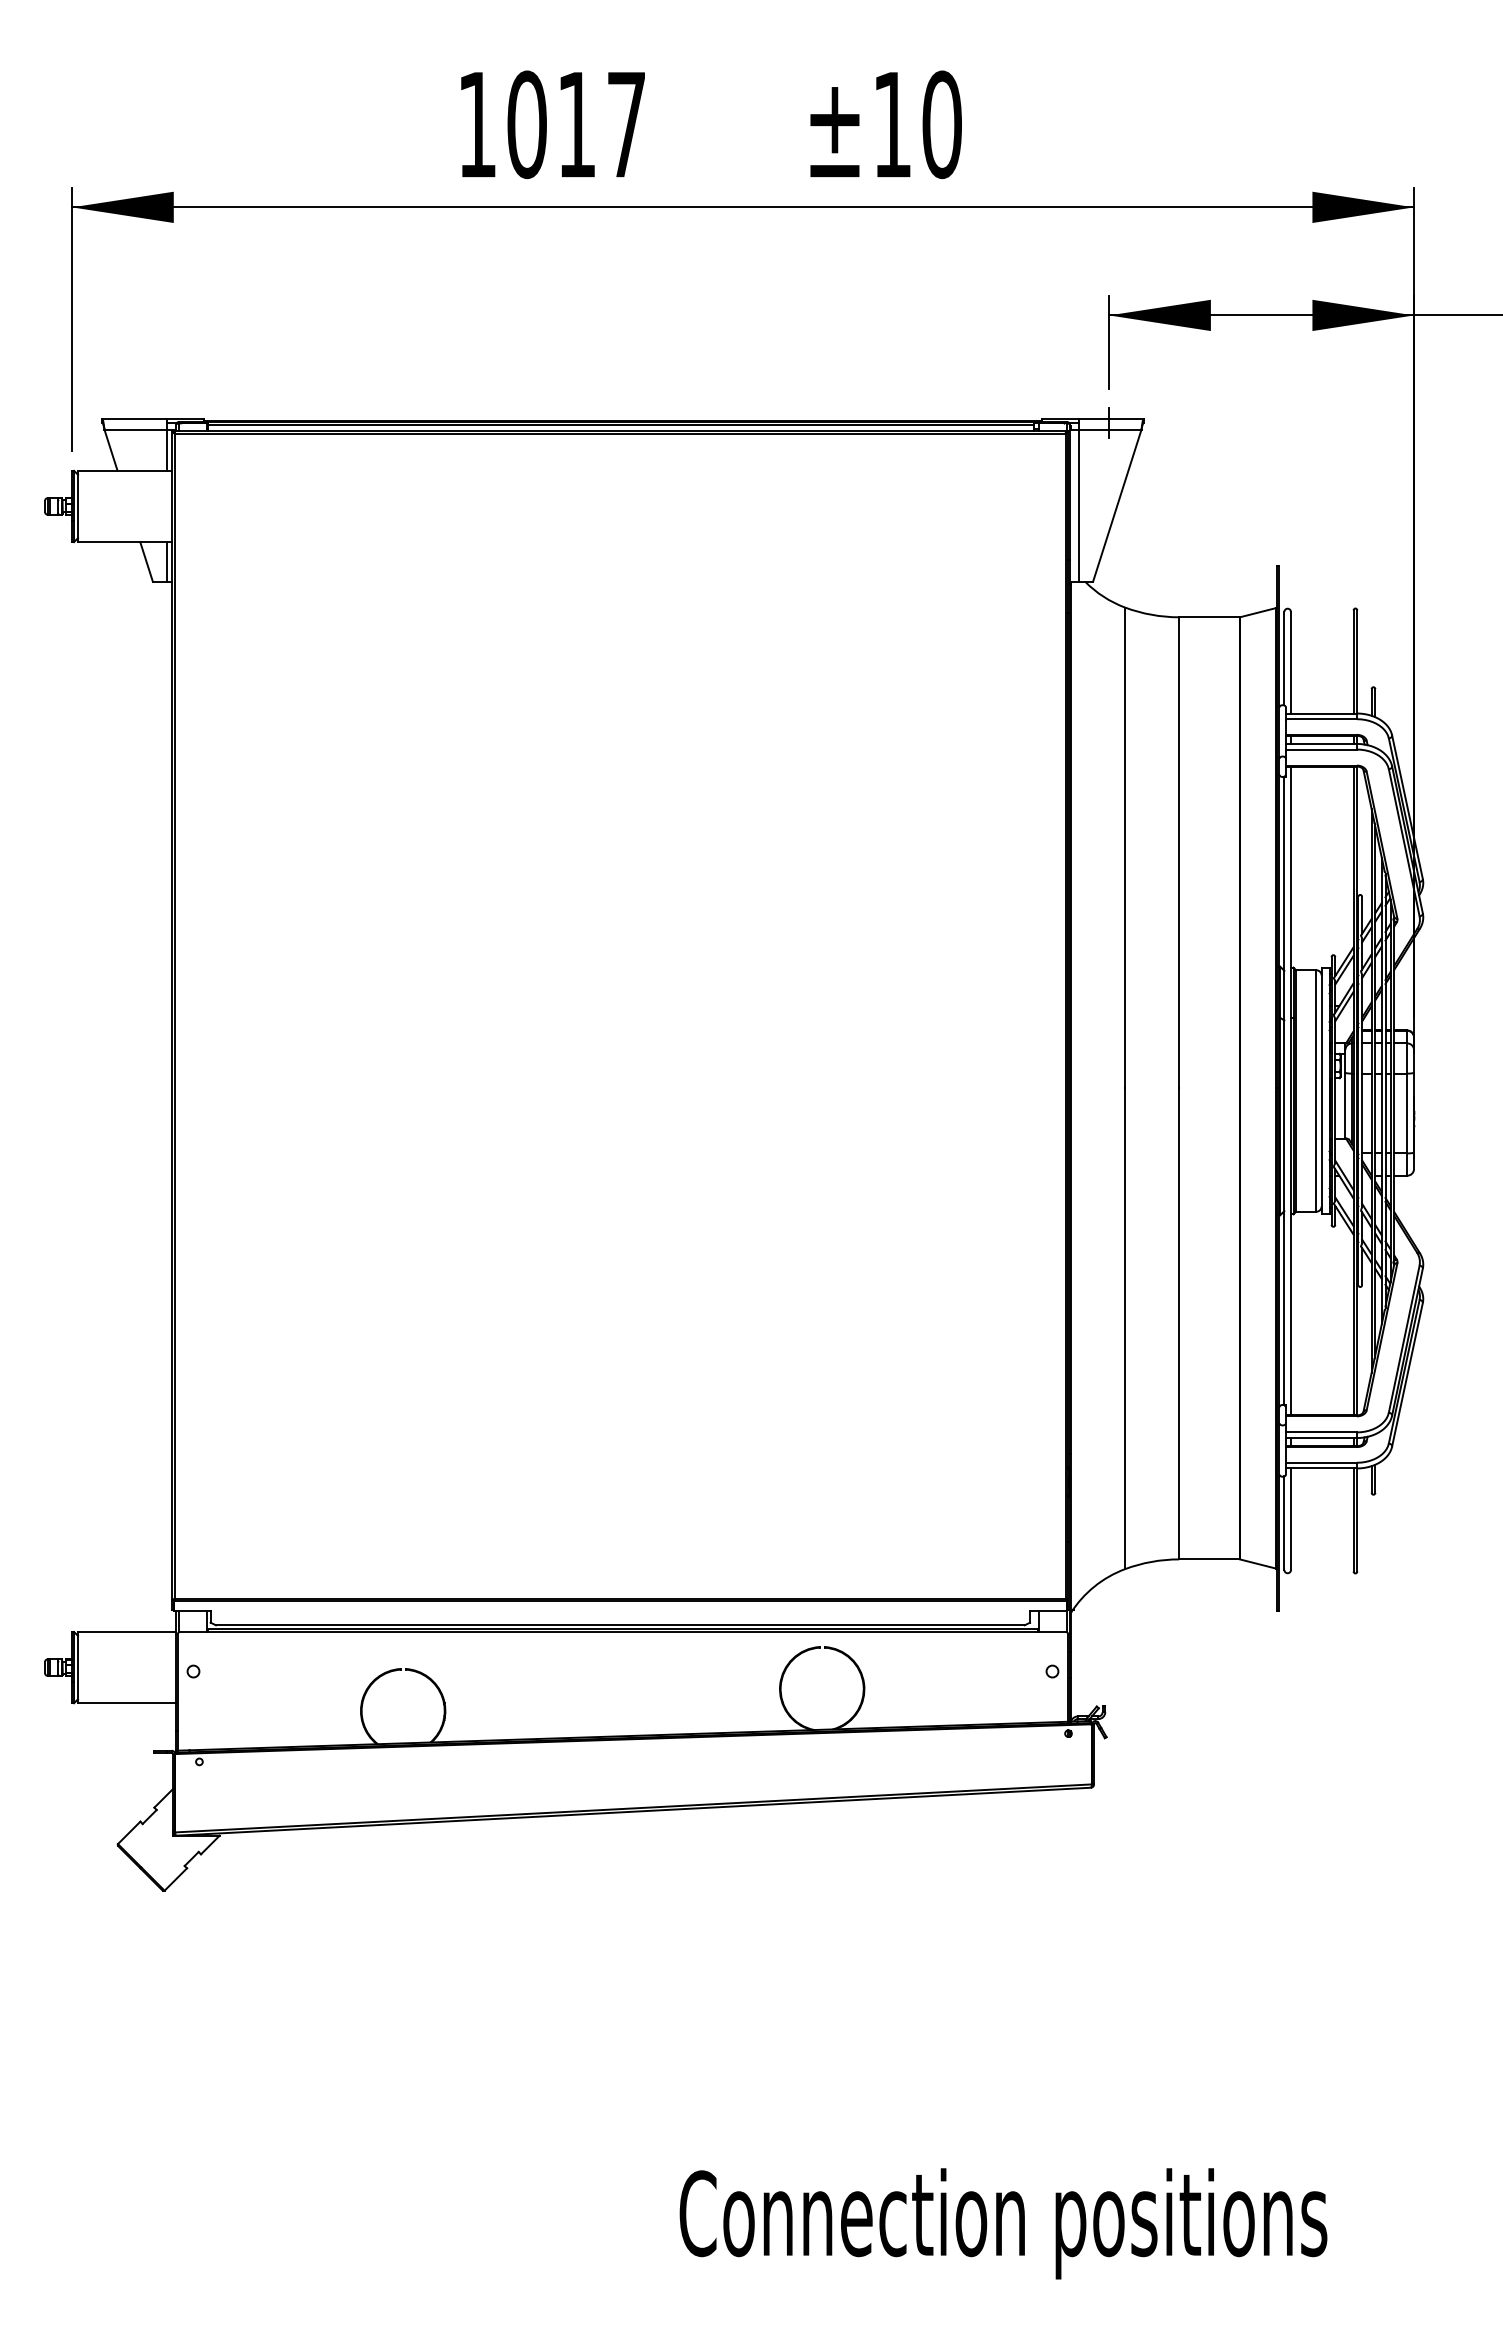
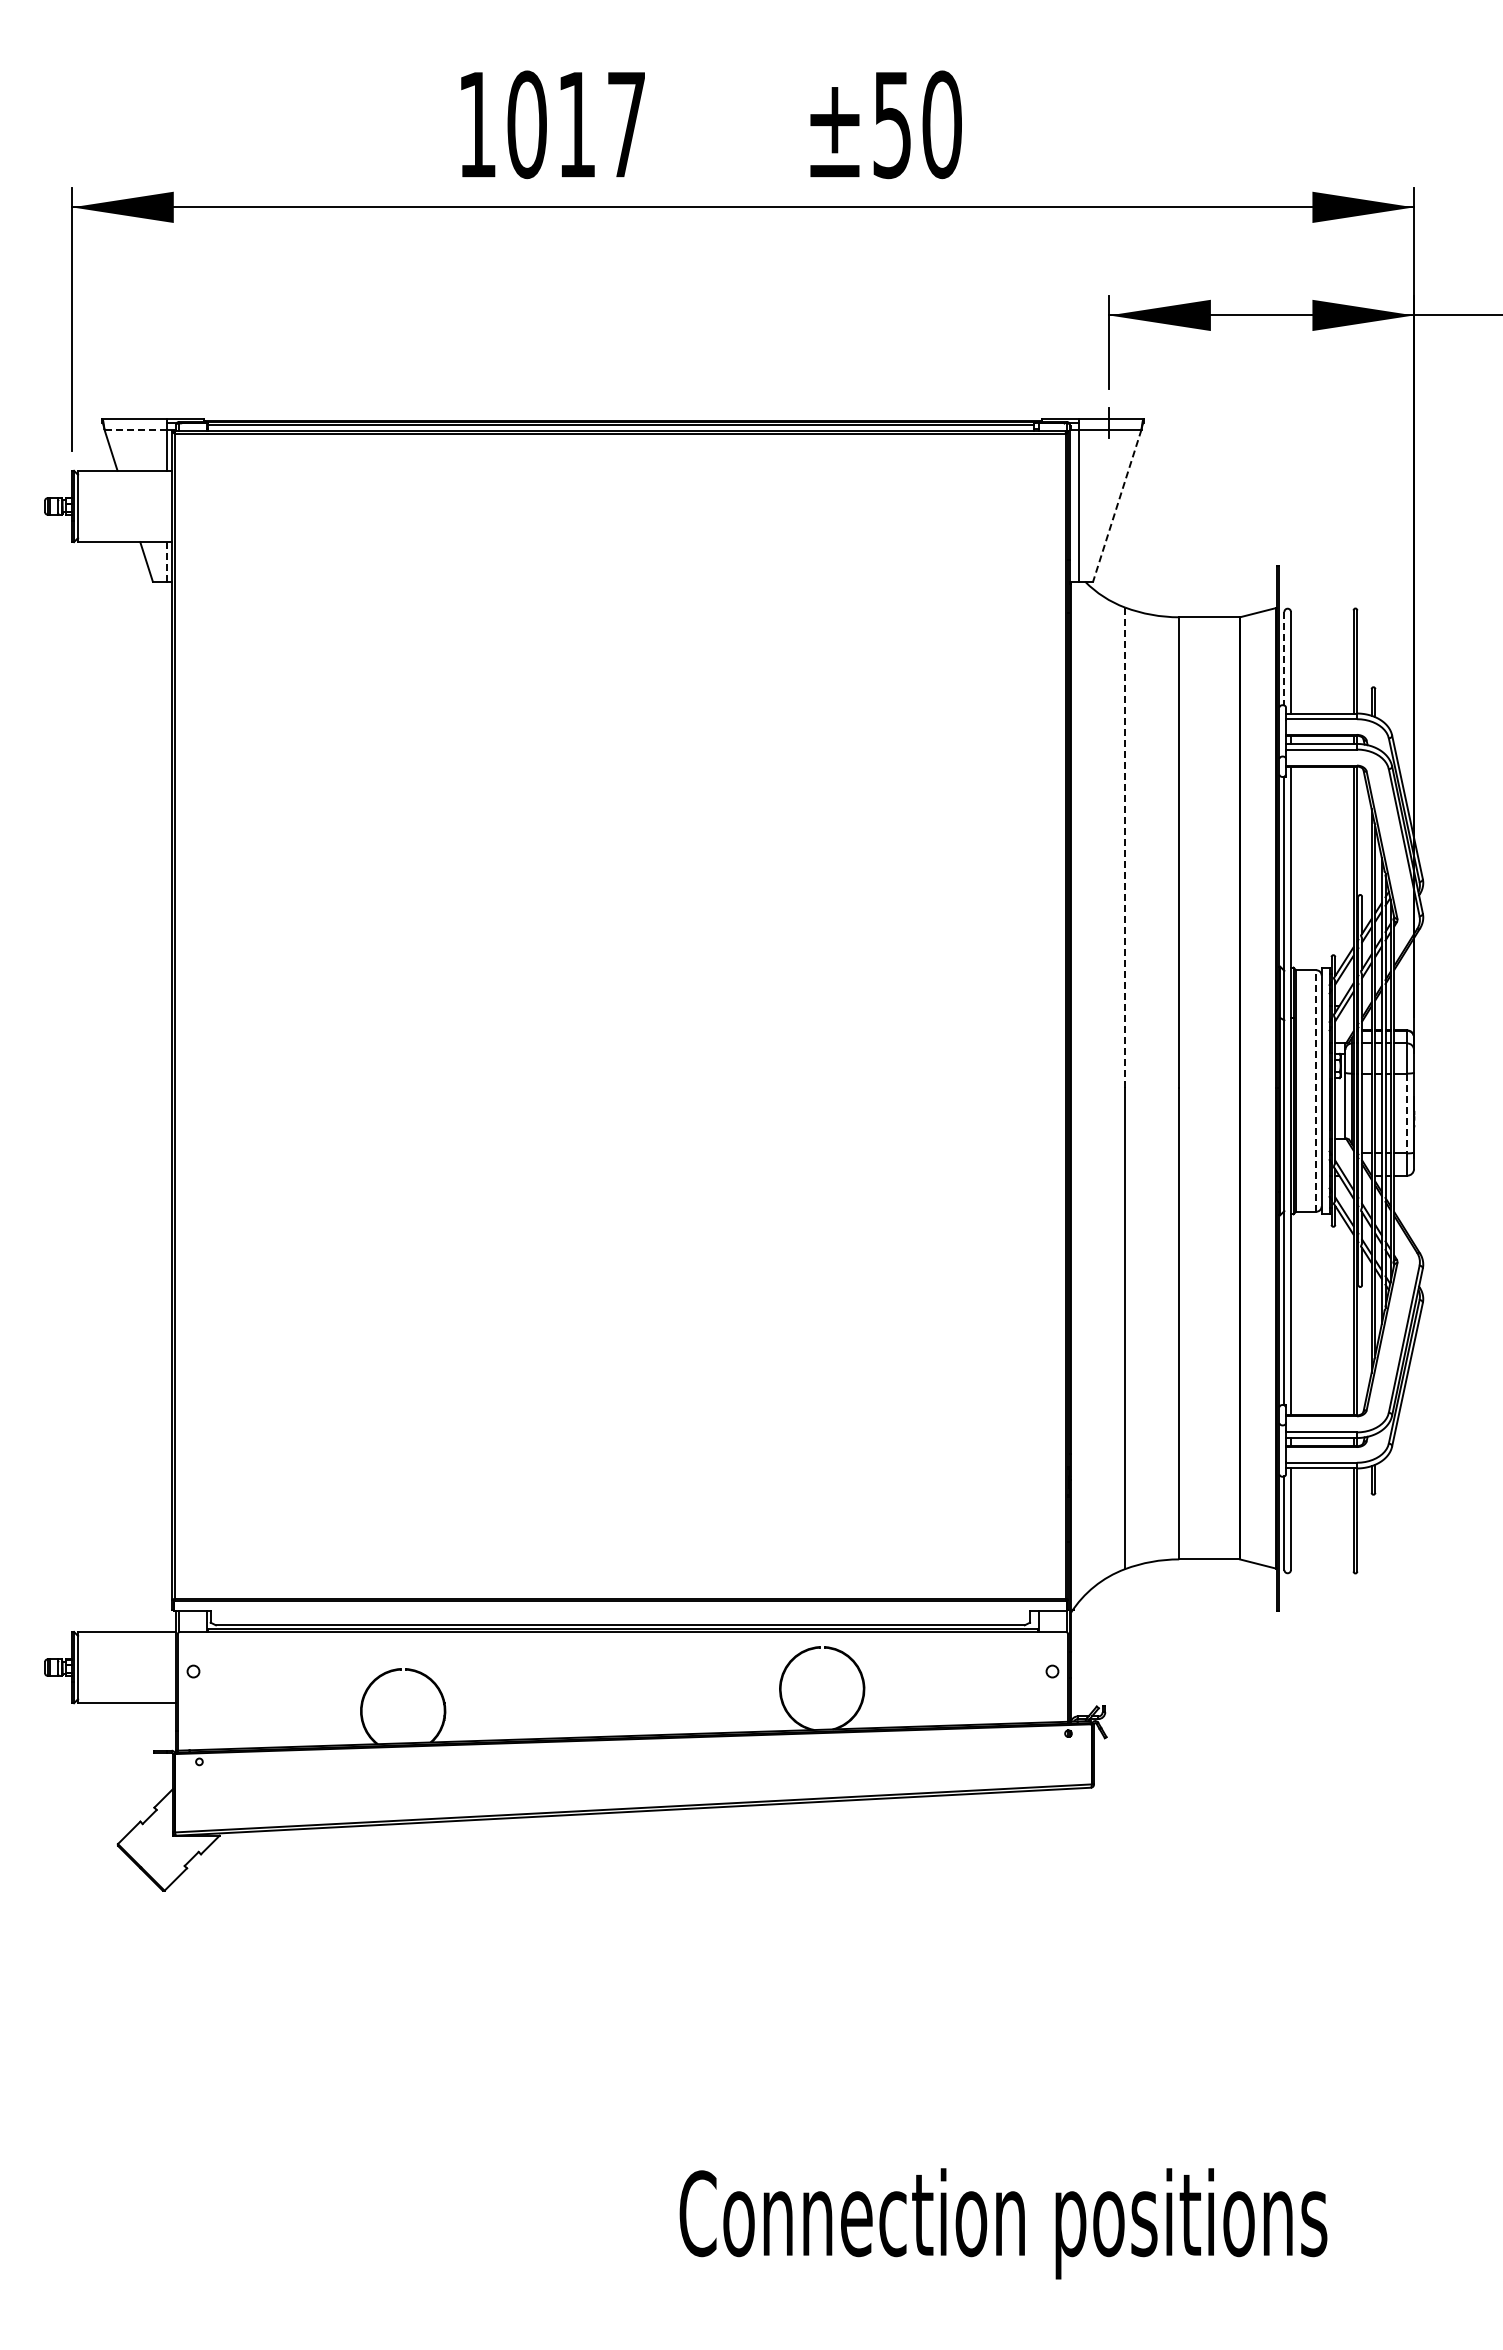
text: ±10 -> ±50 (891, 125)
line: solid -> dashed (135, 429)
line: solid -> dashed (1117, 505)
line: solid -> dashed (167, 561)
line: solid -> dashed (1284, 658)
line: solid -> dashed (1125, 847)
line: solid -> dashed (1316, 1090)
line: solid -> dashed (1407, 1113)
